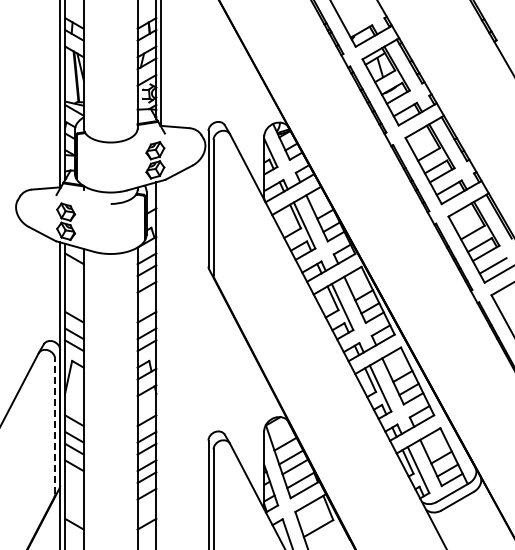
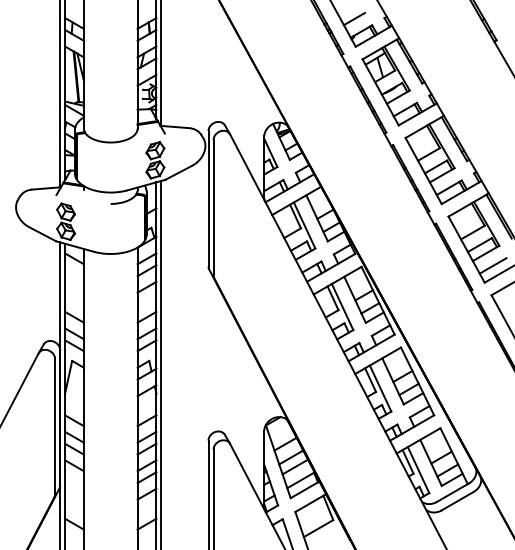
line: none -> present (353, 18)
line: none -> present (161, 363)
line: dashed -> solid (55, 426)
